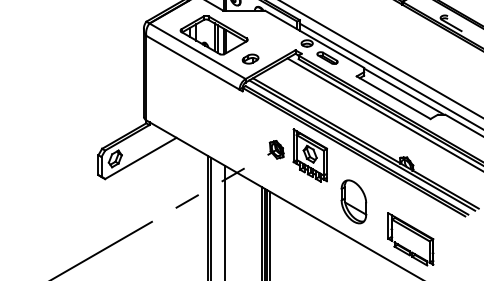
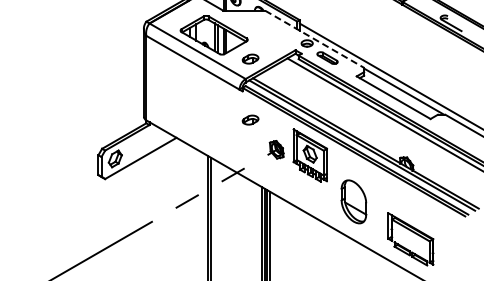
line: solid -> dashed (315, 39)
line: present -> none (381, 59)
part: none -> present (250, 119)
line: present -> none (224, 221)
